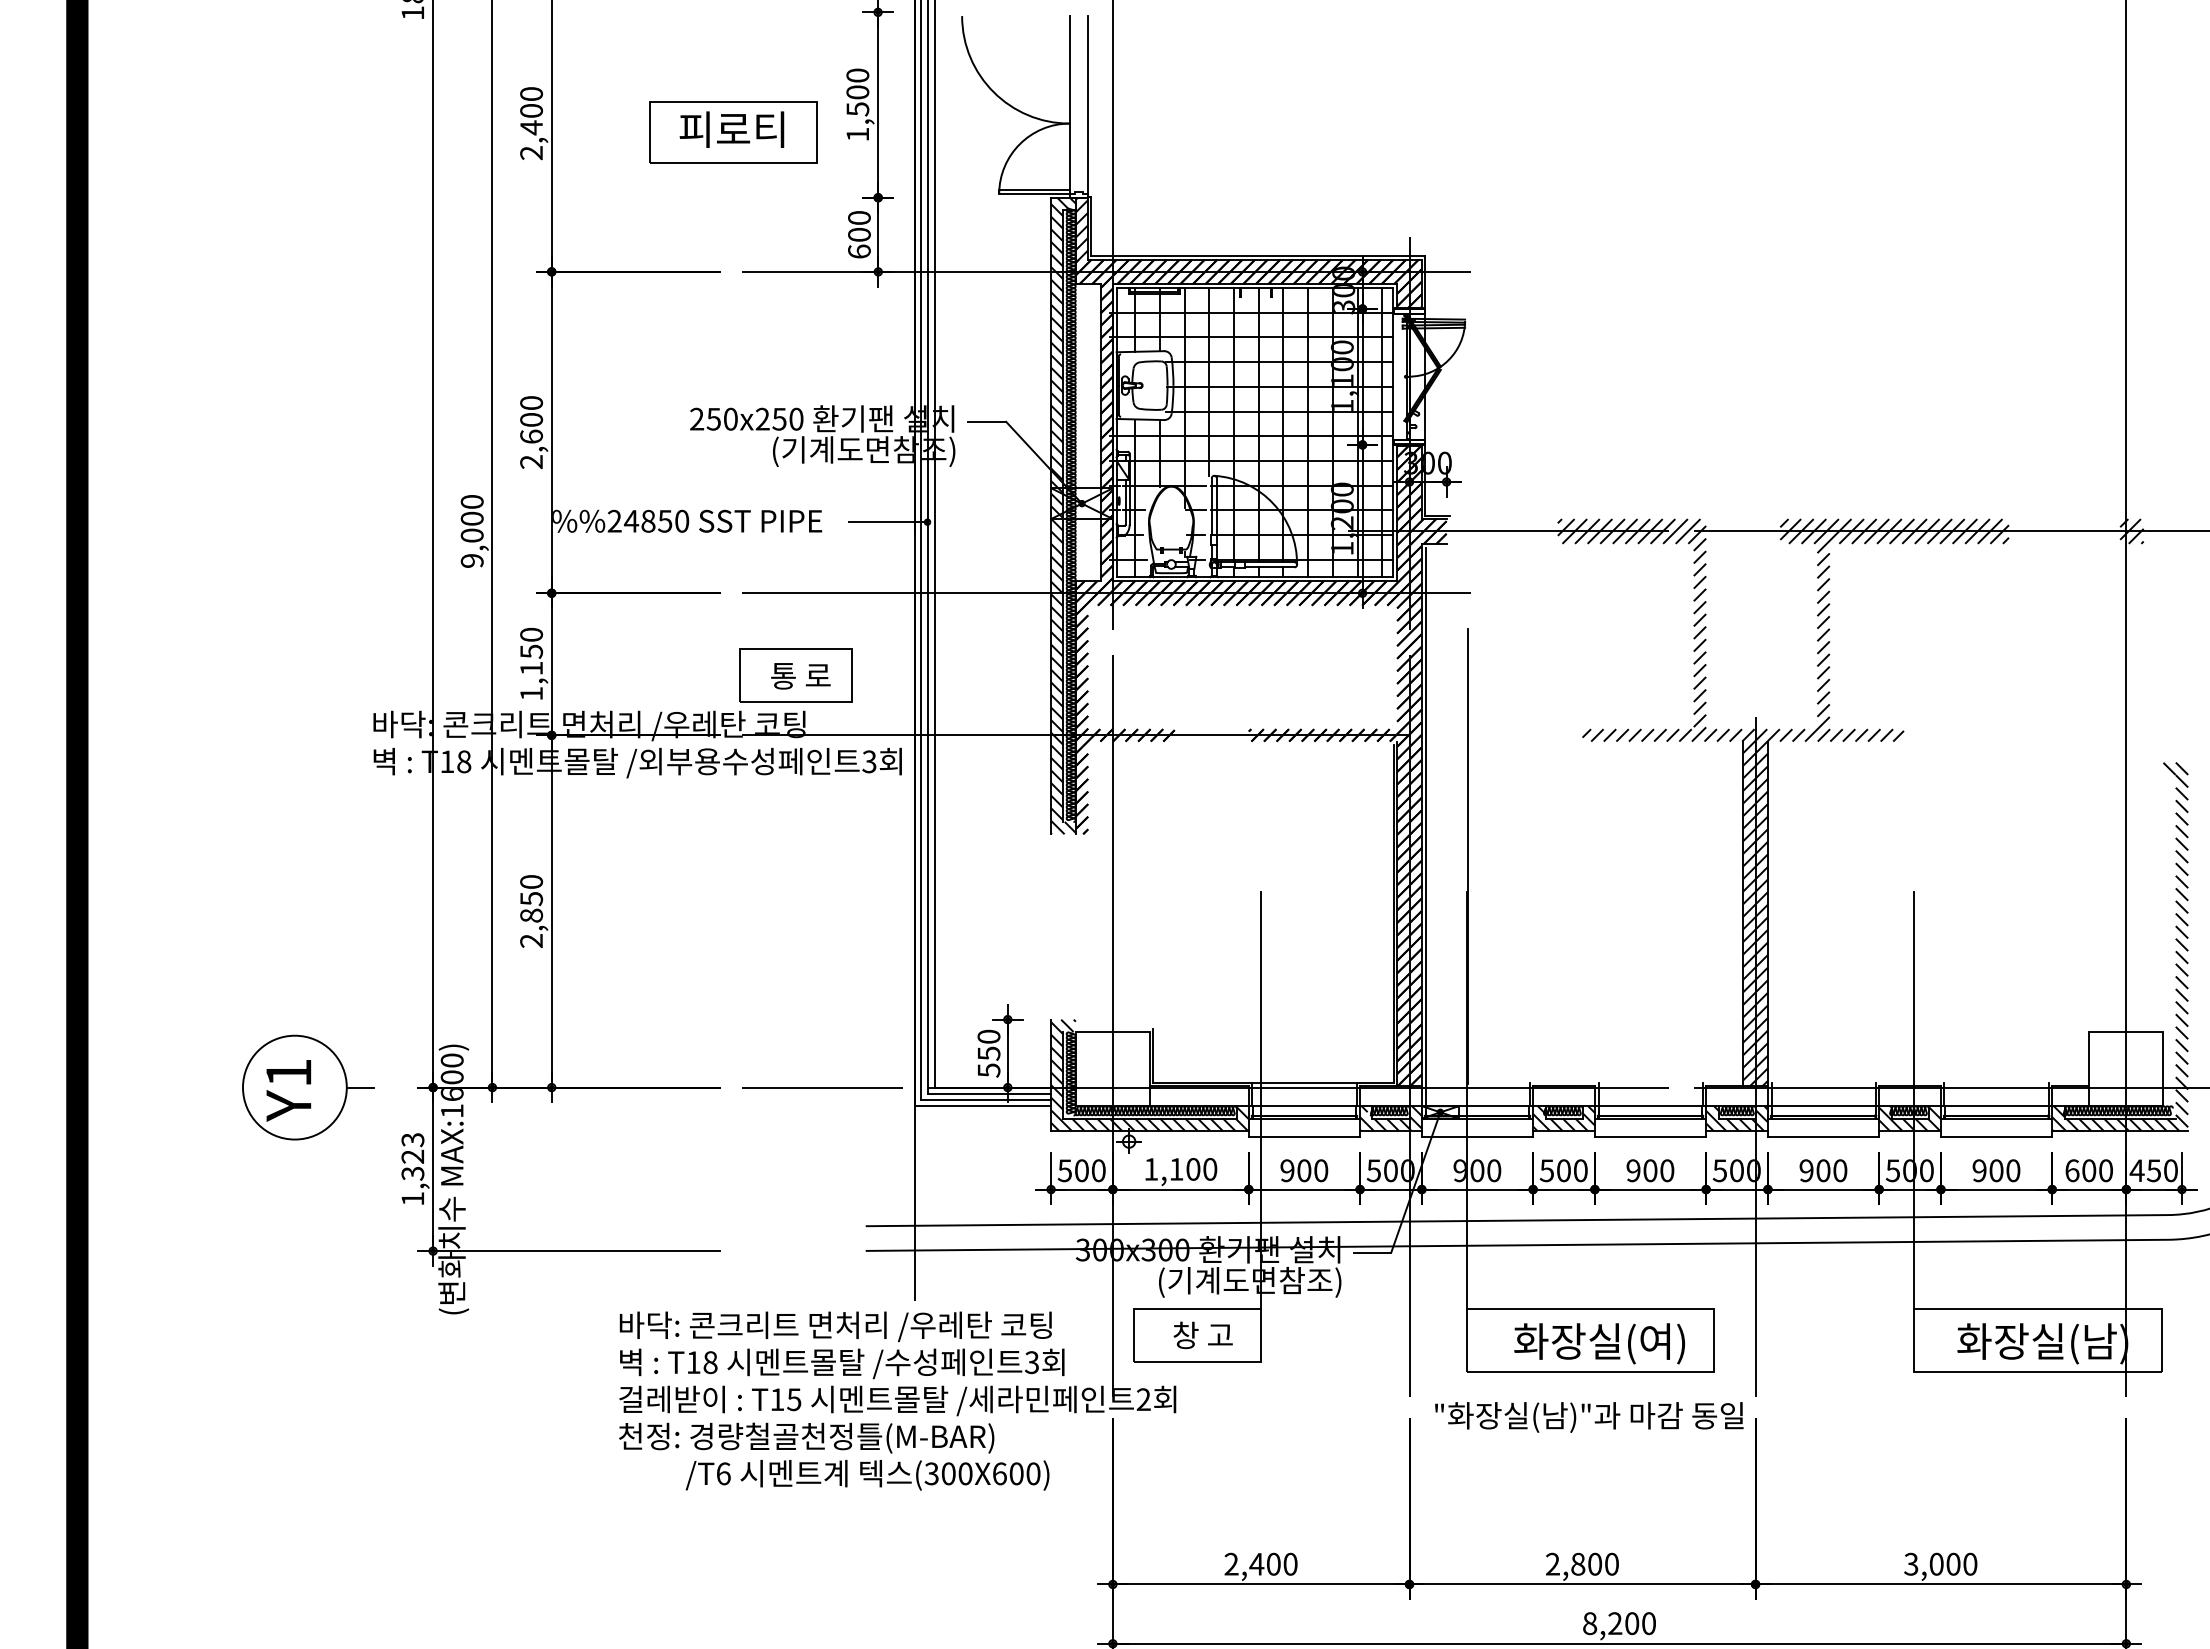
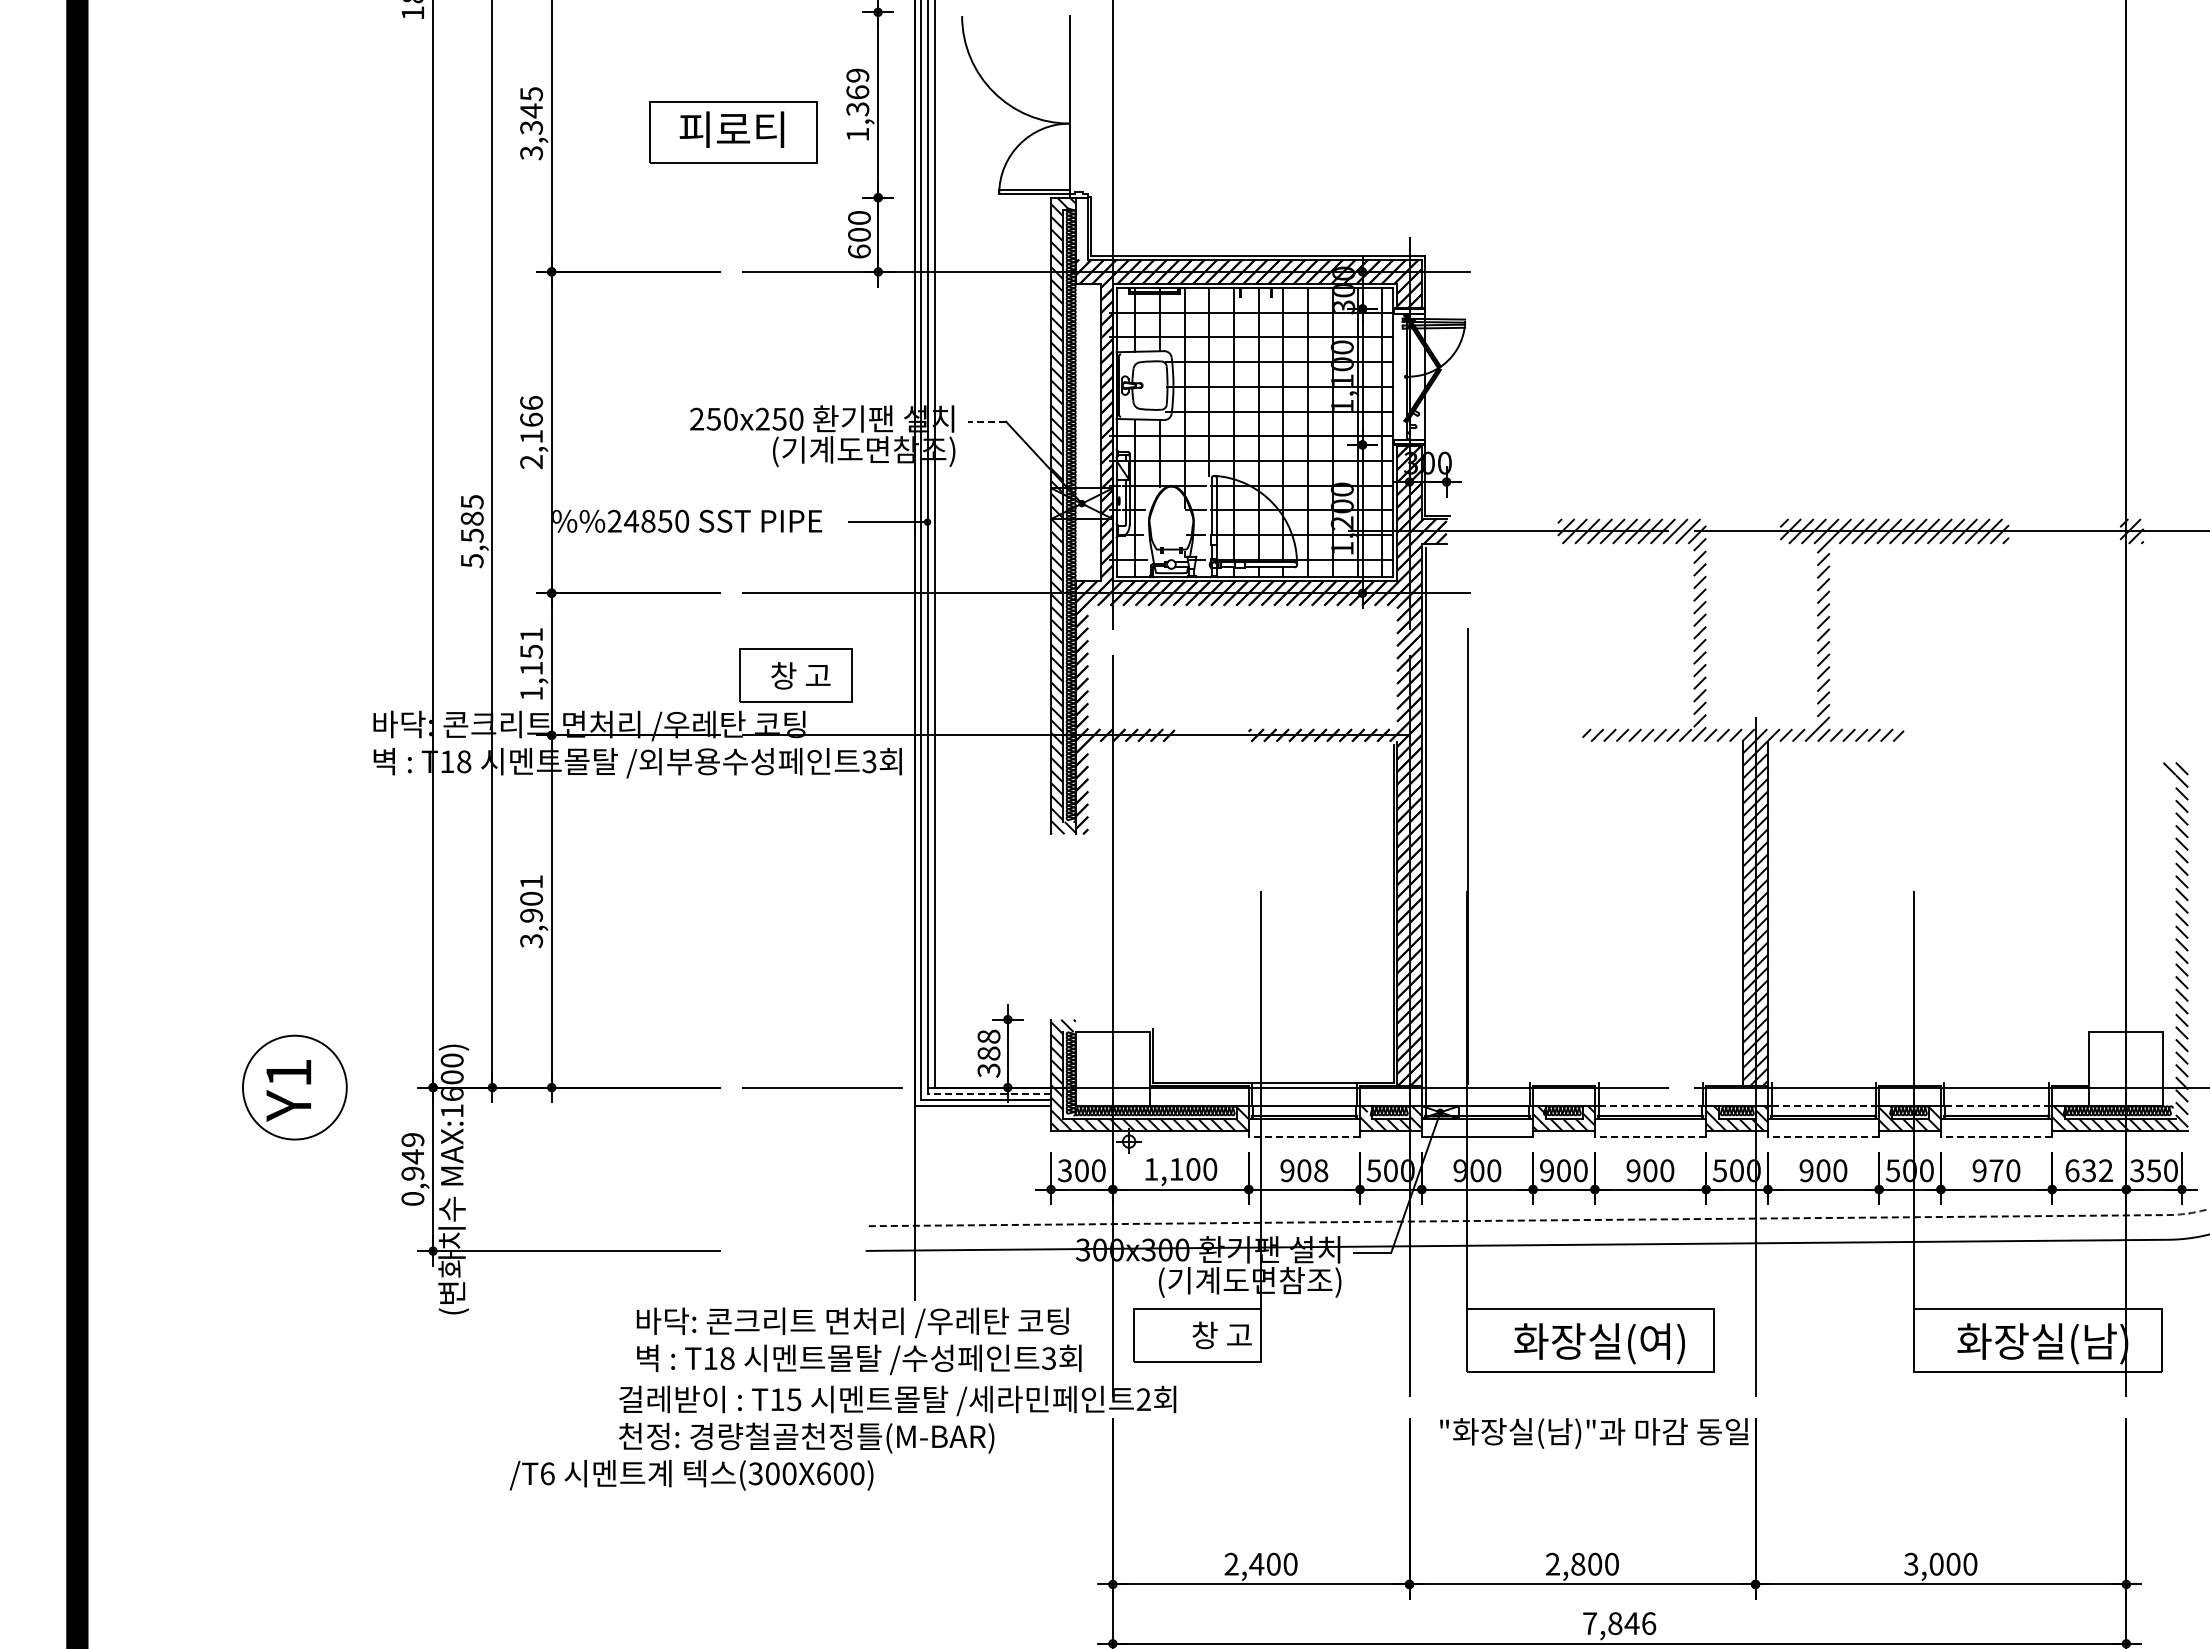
text: 1,500 -> 1,369 (857, 91)
line: present -> none (1088, 105)
text: 2,400 -> 3,345 (531, 123)
hatch: present -> none (1081, 228)
text: 2,600 -> 2,166 (531, 419)
line: solid -> dashed (986, 421)
text: 9,000 -> 5,585 (471, 531)
text: 1,150 -> 1,151 (531, 634)
text: 통 로 -> 창 고 (800, 675)
text: 2,850 -> 3,901 (531, 911)
text: 550 -> 388 (988, 1052)
line: present -> none (359, 1087)
line: solid -> dashed (989, 1093)
line: solid -> dashed (1650, 1106)
line: solid -> dashed (1823, 1106)
line: solid -> dashed (2000, 1106)
line: solid -> dashed (1304, 1137)
line: solid -> dashed (1650, 1137)
line: solid -> dashed (1823, 1137)
line: solid -> dashed (1996, 1137)
text: 1,323 -> 0,949 (412, 1169)
text: 500 -> 300 (1064, 1170)
text: 900 -> 908 (1321, 1170)
text: 500 -> 900 (1546, 1170)
text: 900 -> 970 (1996, 1170)
text: 600 -> 632 (2097, 1170)
text: 450 -> 350 (2136, 1170)
line: solid -> dashed (1539, 1220)
text position: (1202, 1335) -> (1221, 1335) (1221, 1335)
text position: (841, 1345) -> (858, 1341) (858, 1341)
text position: (1589, 1417) -> (1594, 1433) (1594, 1433)
text position: (867, 1475) -> (691, 1475) (691, 1475)
text: 8,200 -> 7,846 (1619, 1623)
